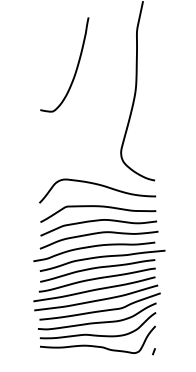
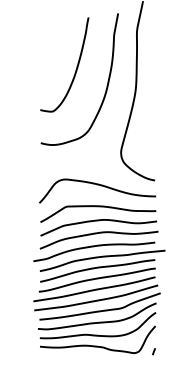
curve: none -> present (106, 85)
